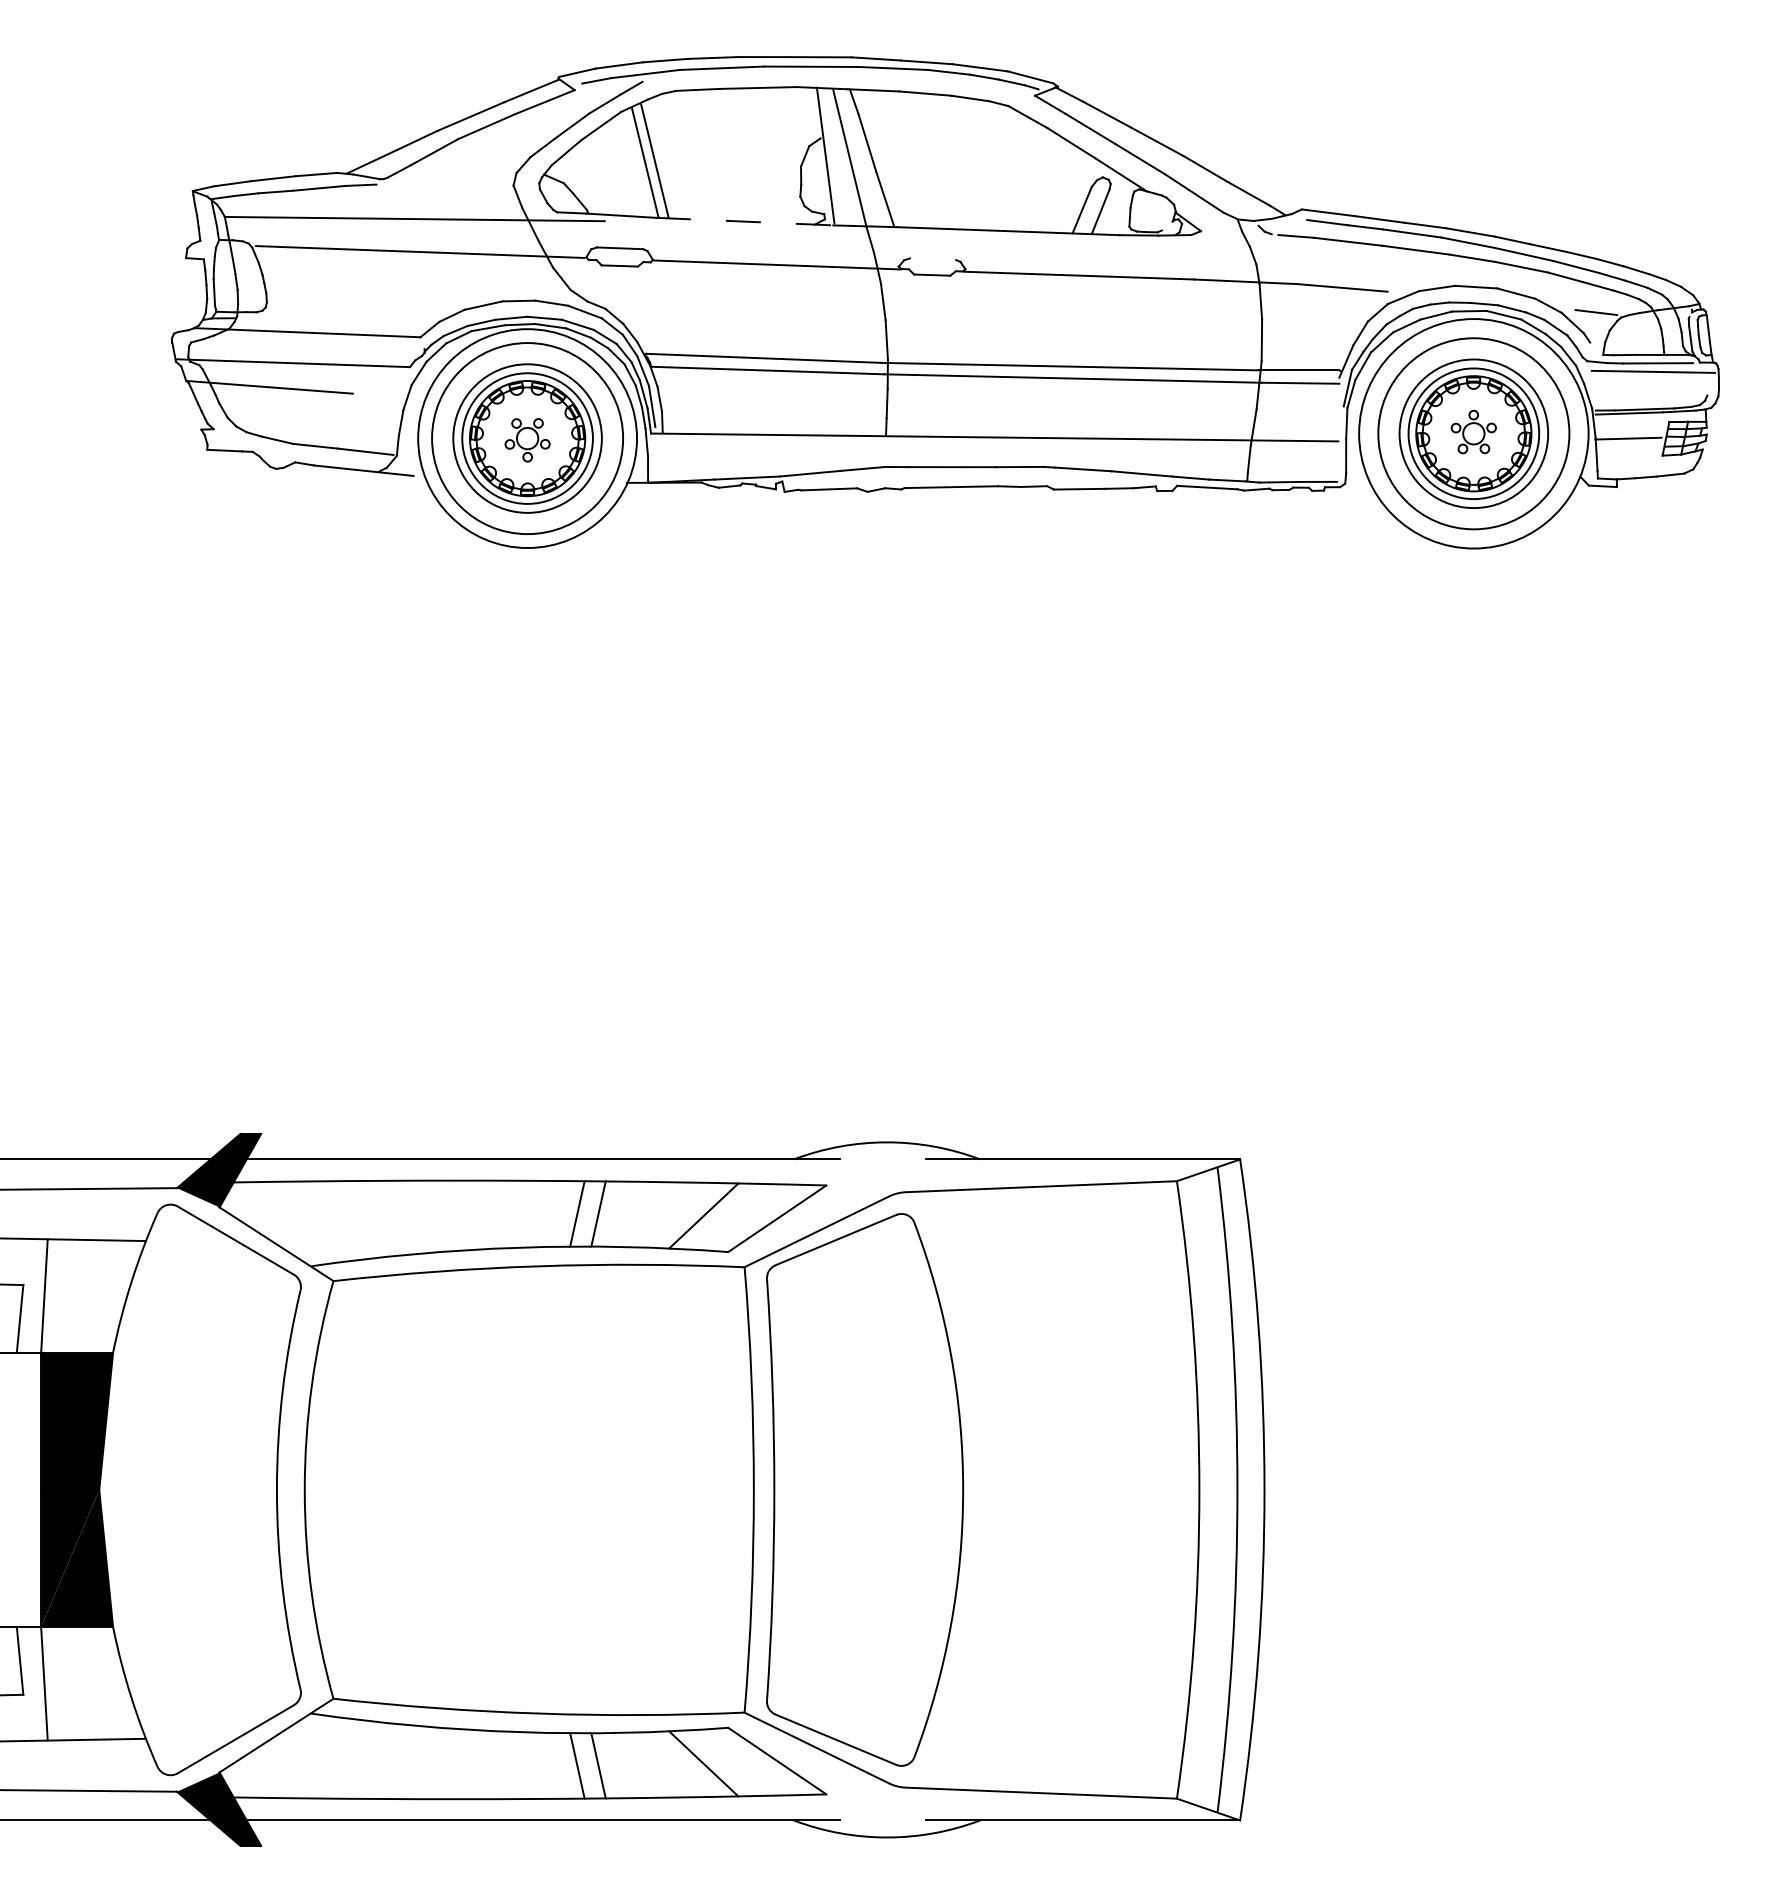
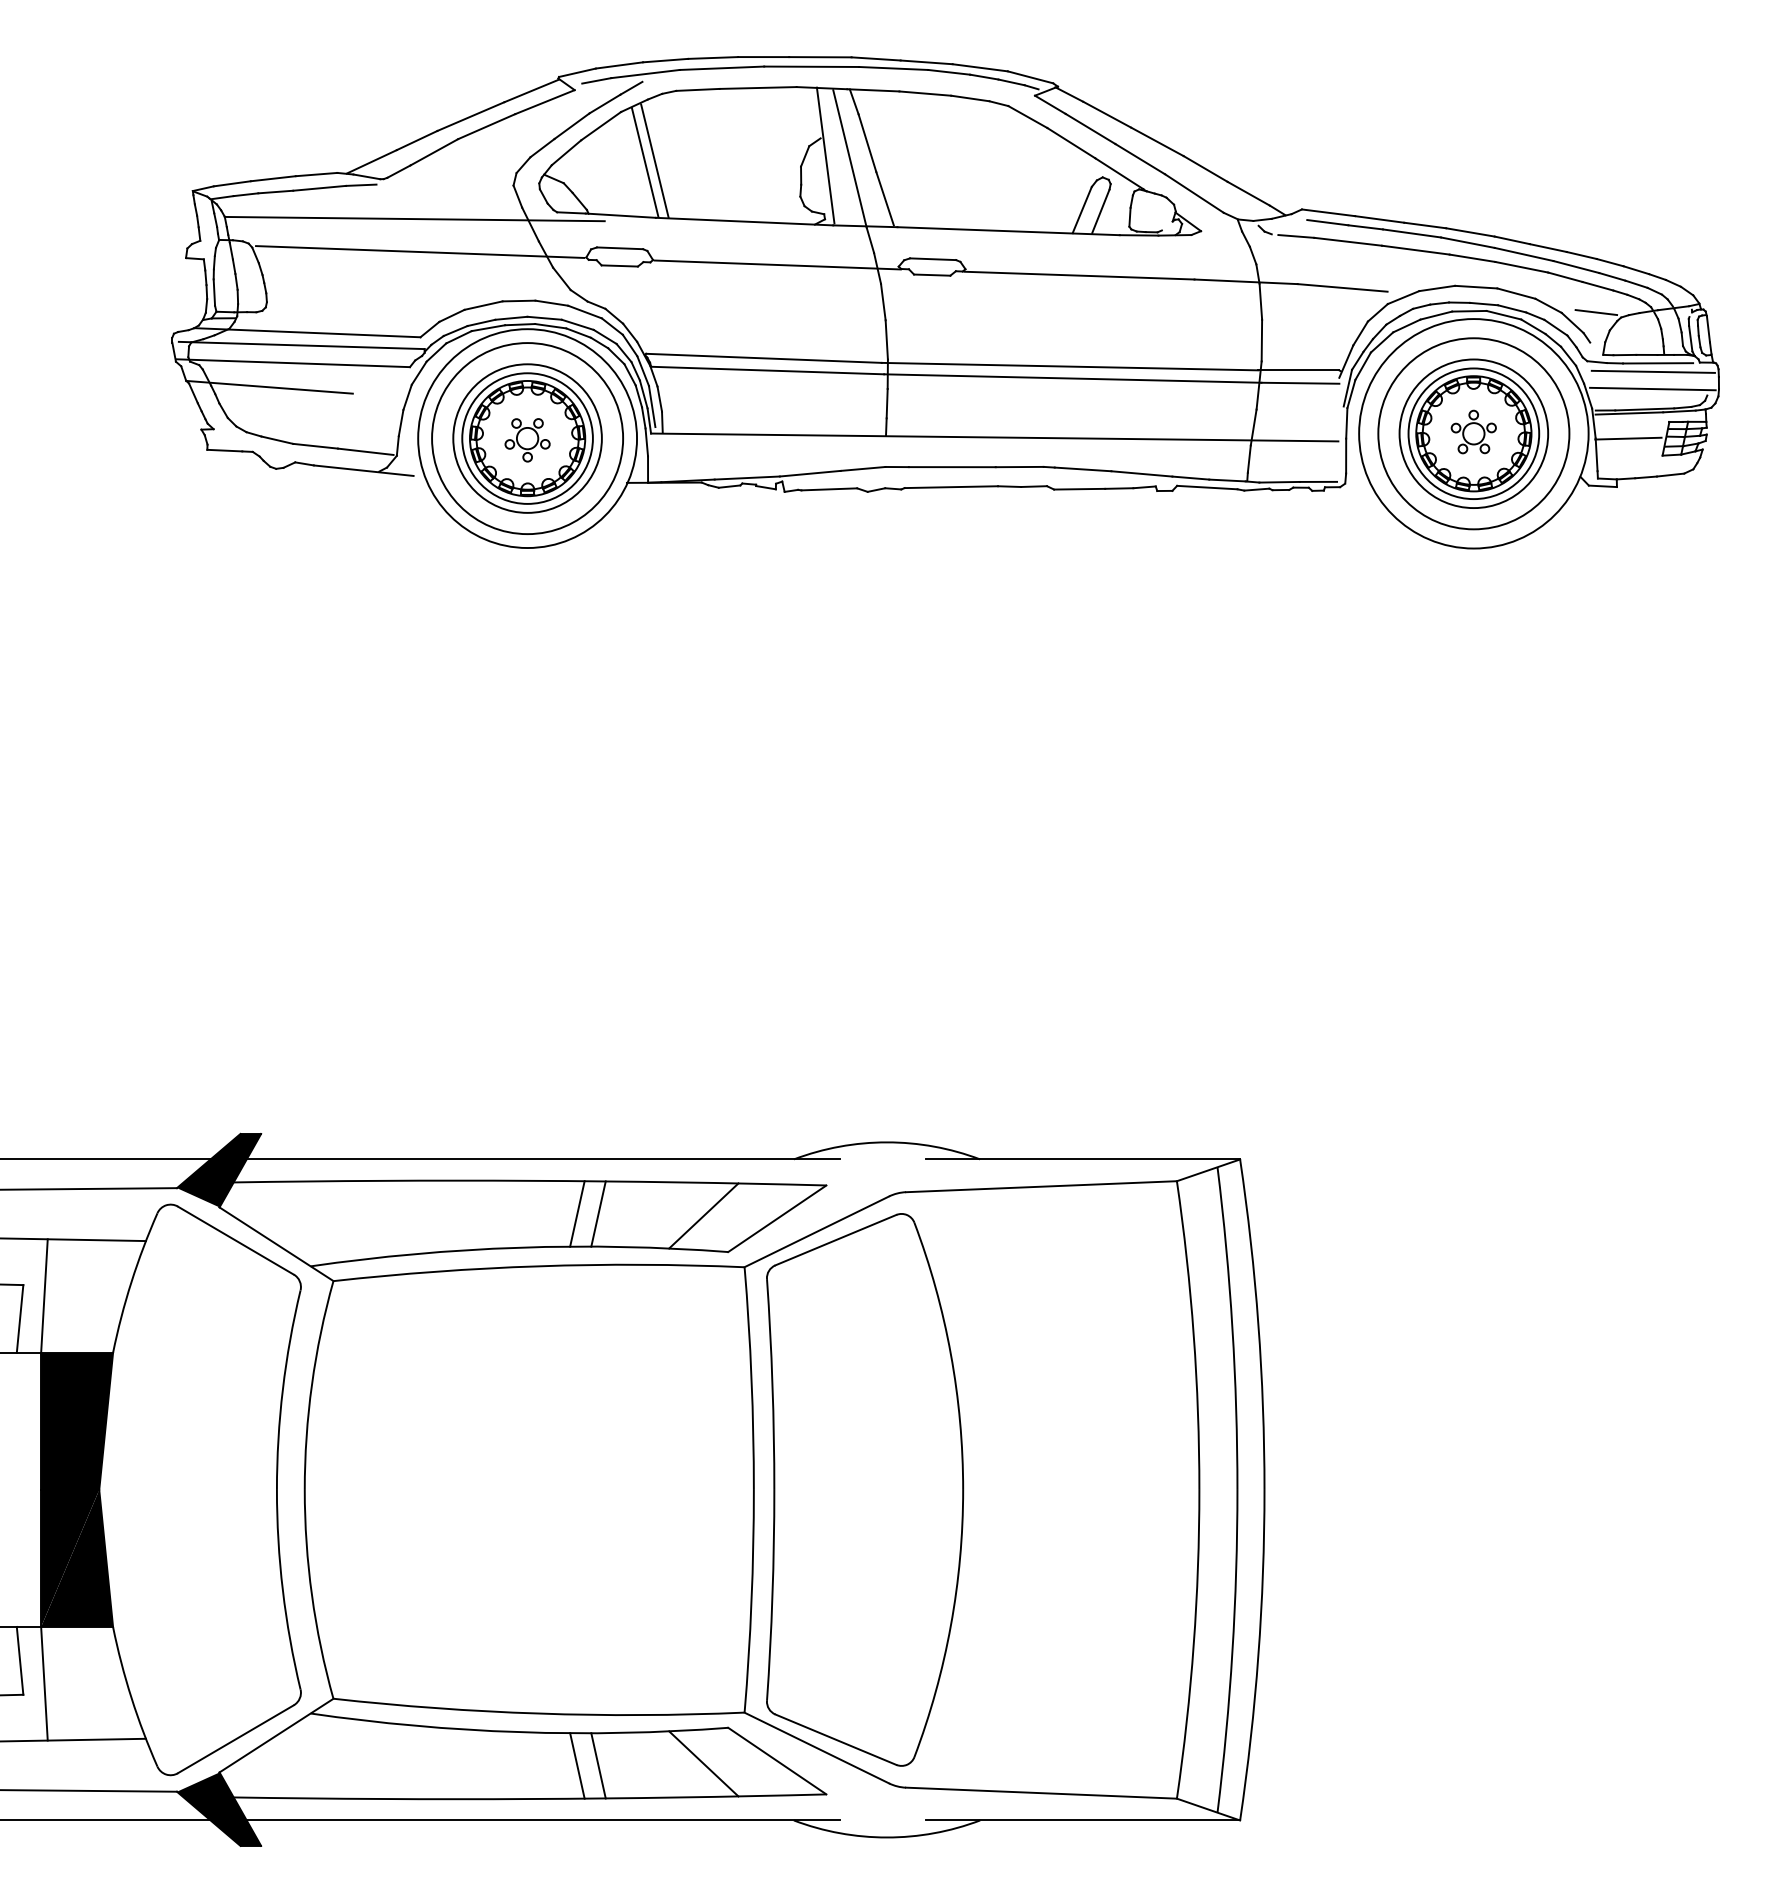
line: dashed -> solid (744, 221)
line: none -> present (933, 259)
line: none -> present (301, 345)
line: none -> present (1652, 388)
